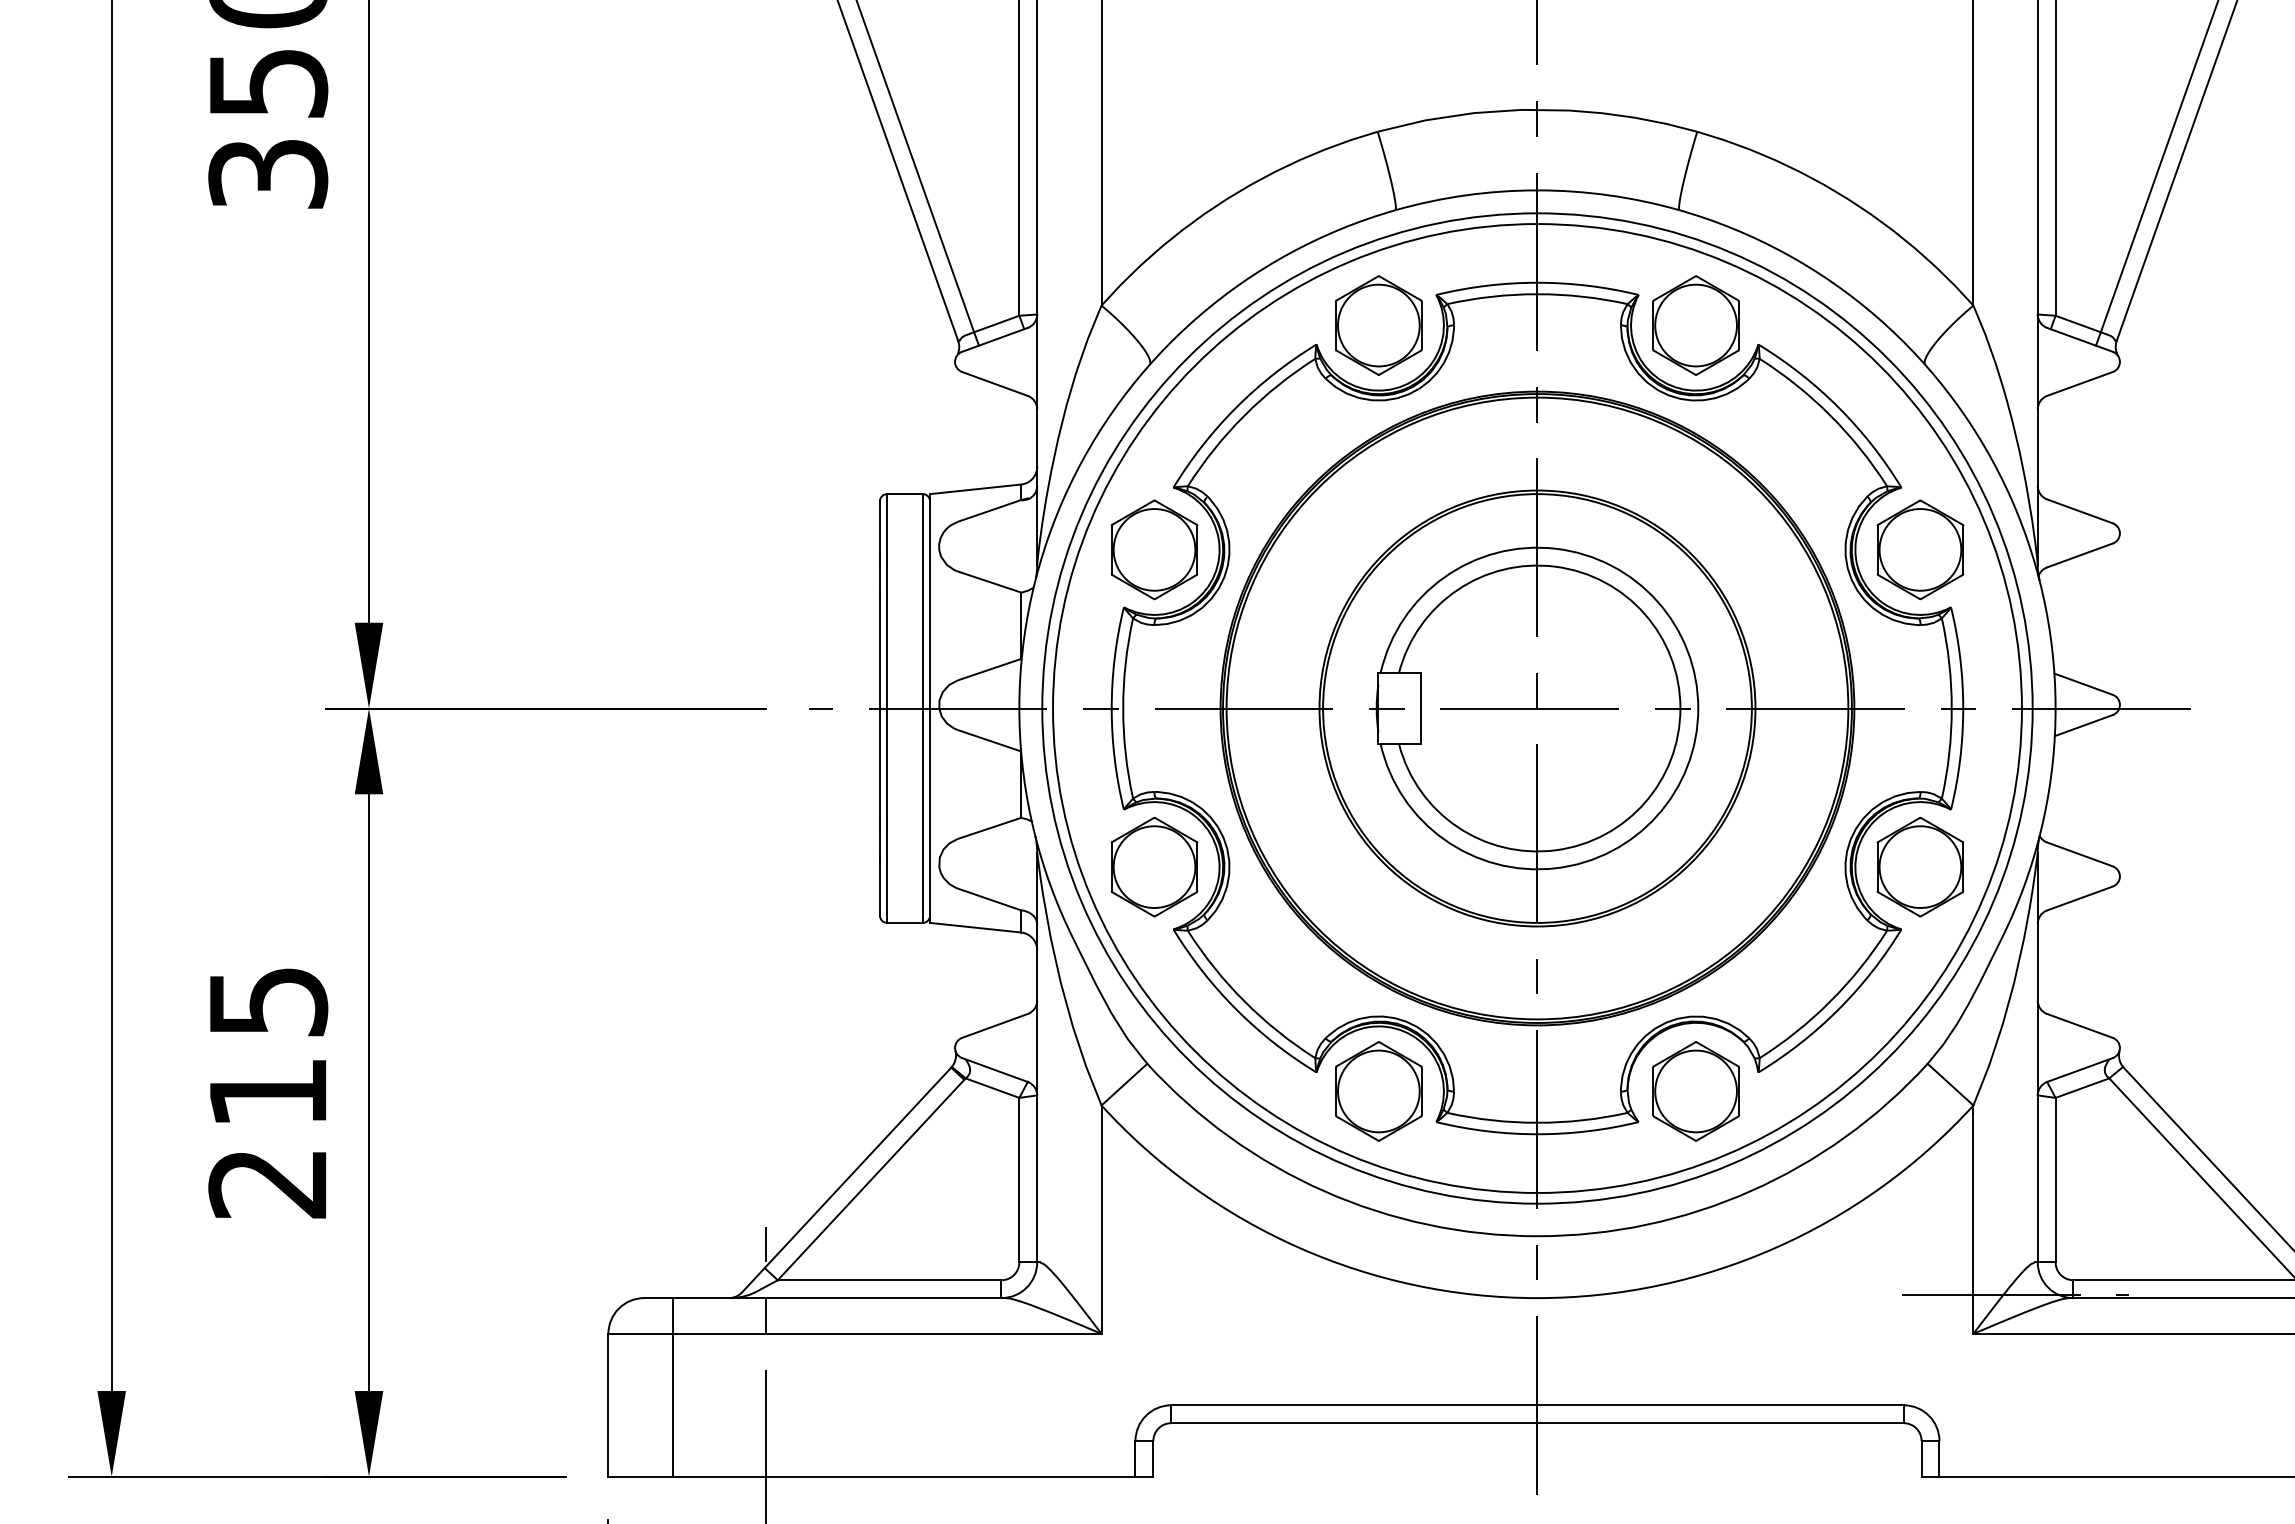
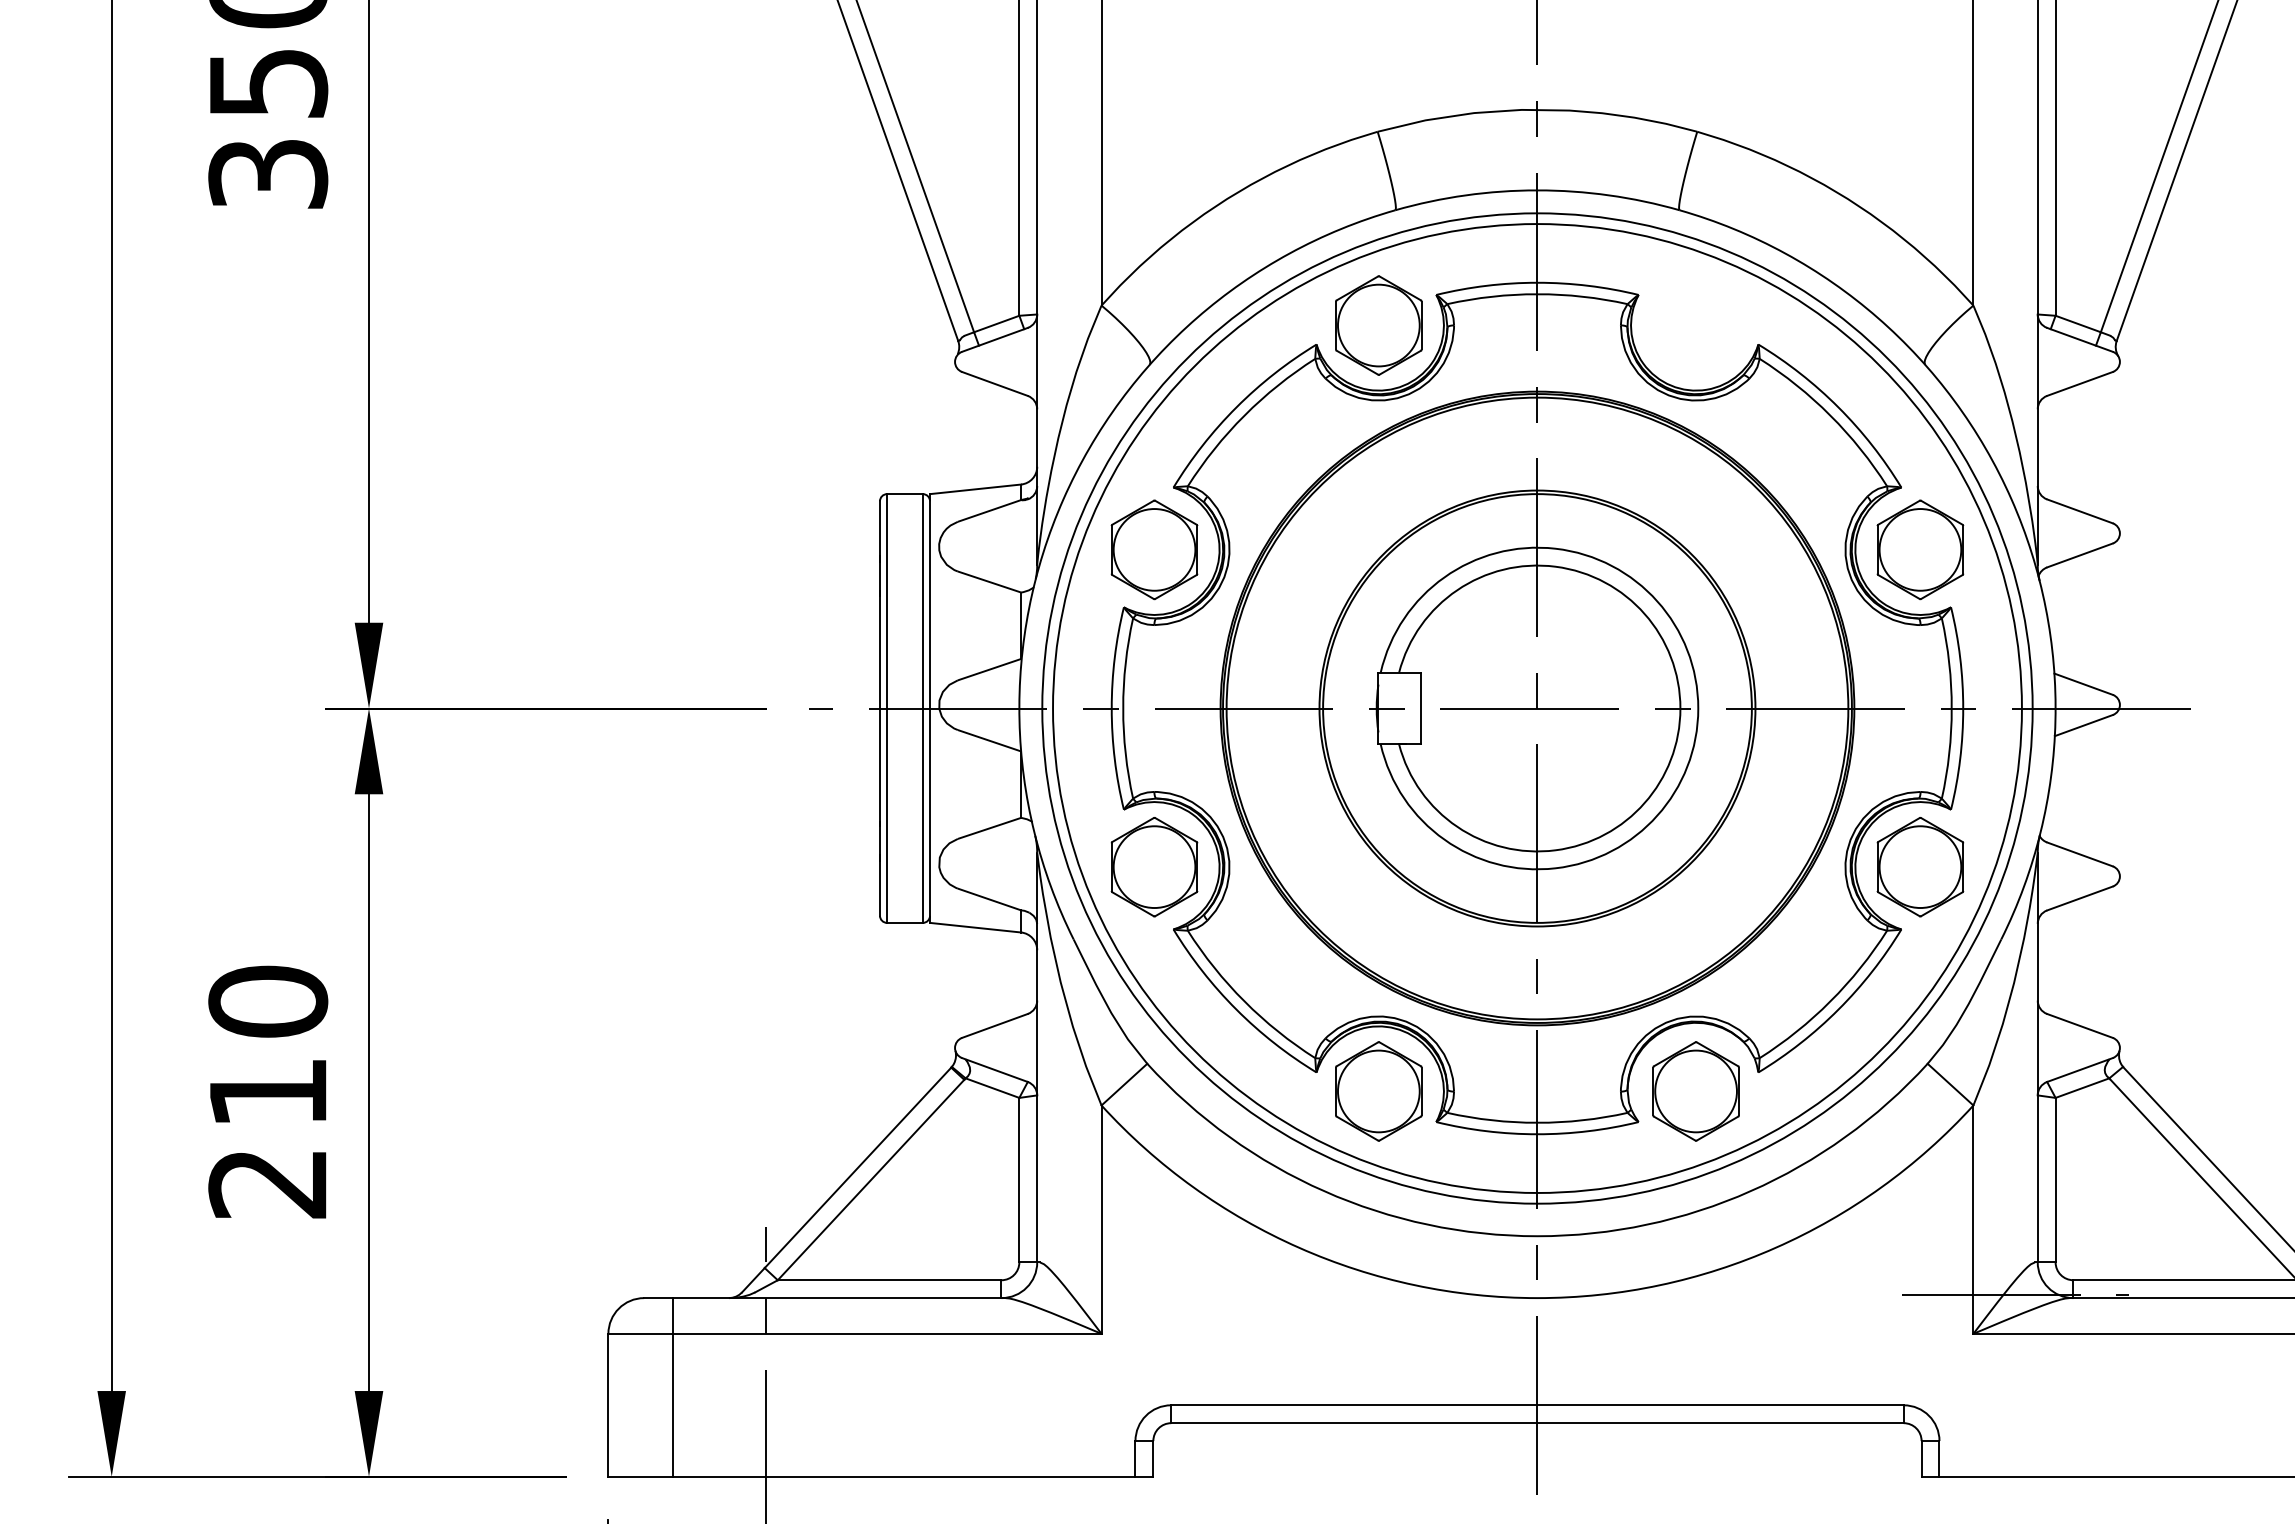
part: present -> none (1695, 325)
text: 215 -> 210 (268, 1001)
